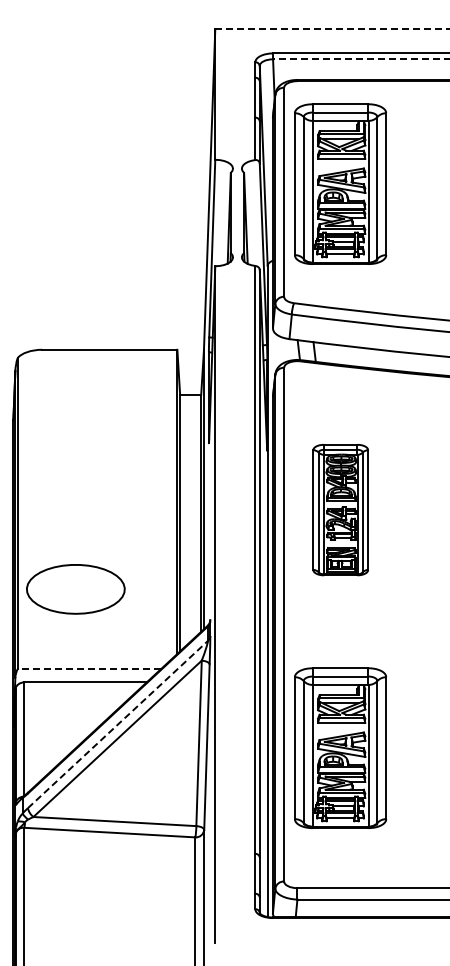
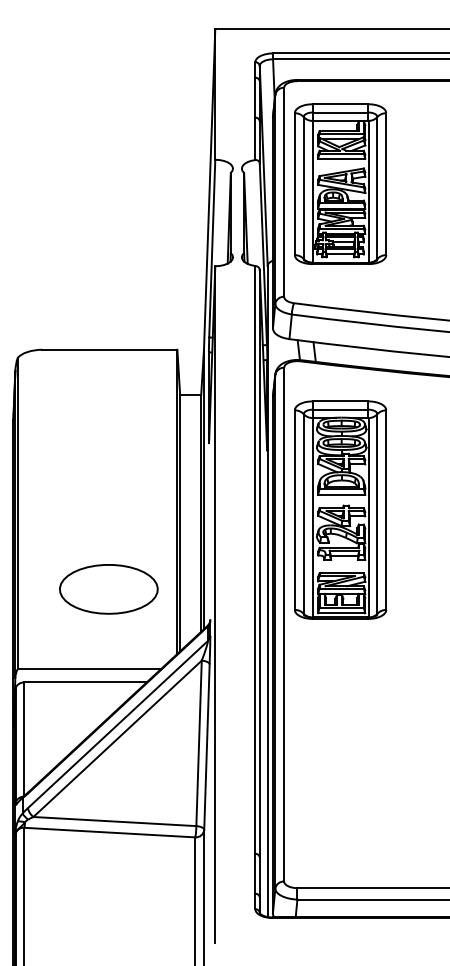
line: dashed -> solid (332, 28)
line: dashed -> solid (360, 59)
part size: 57x133 px -> 94x220 px (340, 509)
part position: (75, 589) -> (108, 589) (108, 589)
line: dashed -> solid (89, 669)
line: dashed -> solid (117, 724)
part: present -> none (340, 747)
